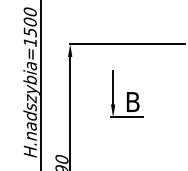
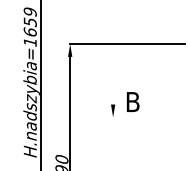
text: H.nadszybia=1500 -> H.nadszybia=1659 (29, 22)
line: present -> none (113, 87)
line: present -> none (127, 117)
